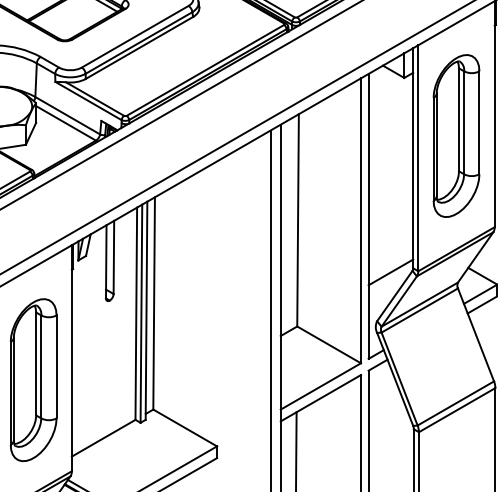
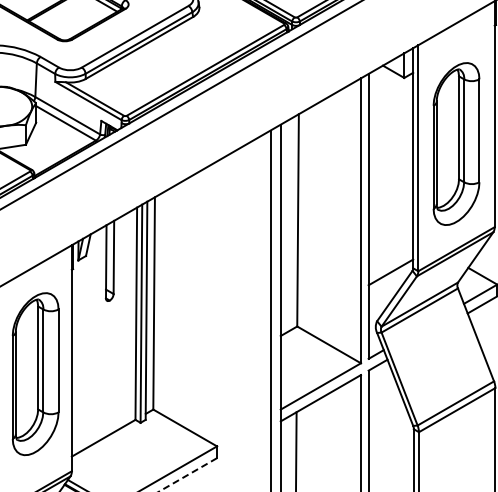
part position: (456, 135) -> (456, 143) (456, 143)
line: present -> none (236, 137)
part position: (33, 380) -> (35, 374) (35, 374)
line: solid -> dashed (187, 475)
